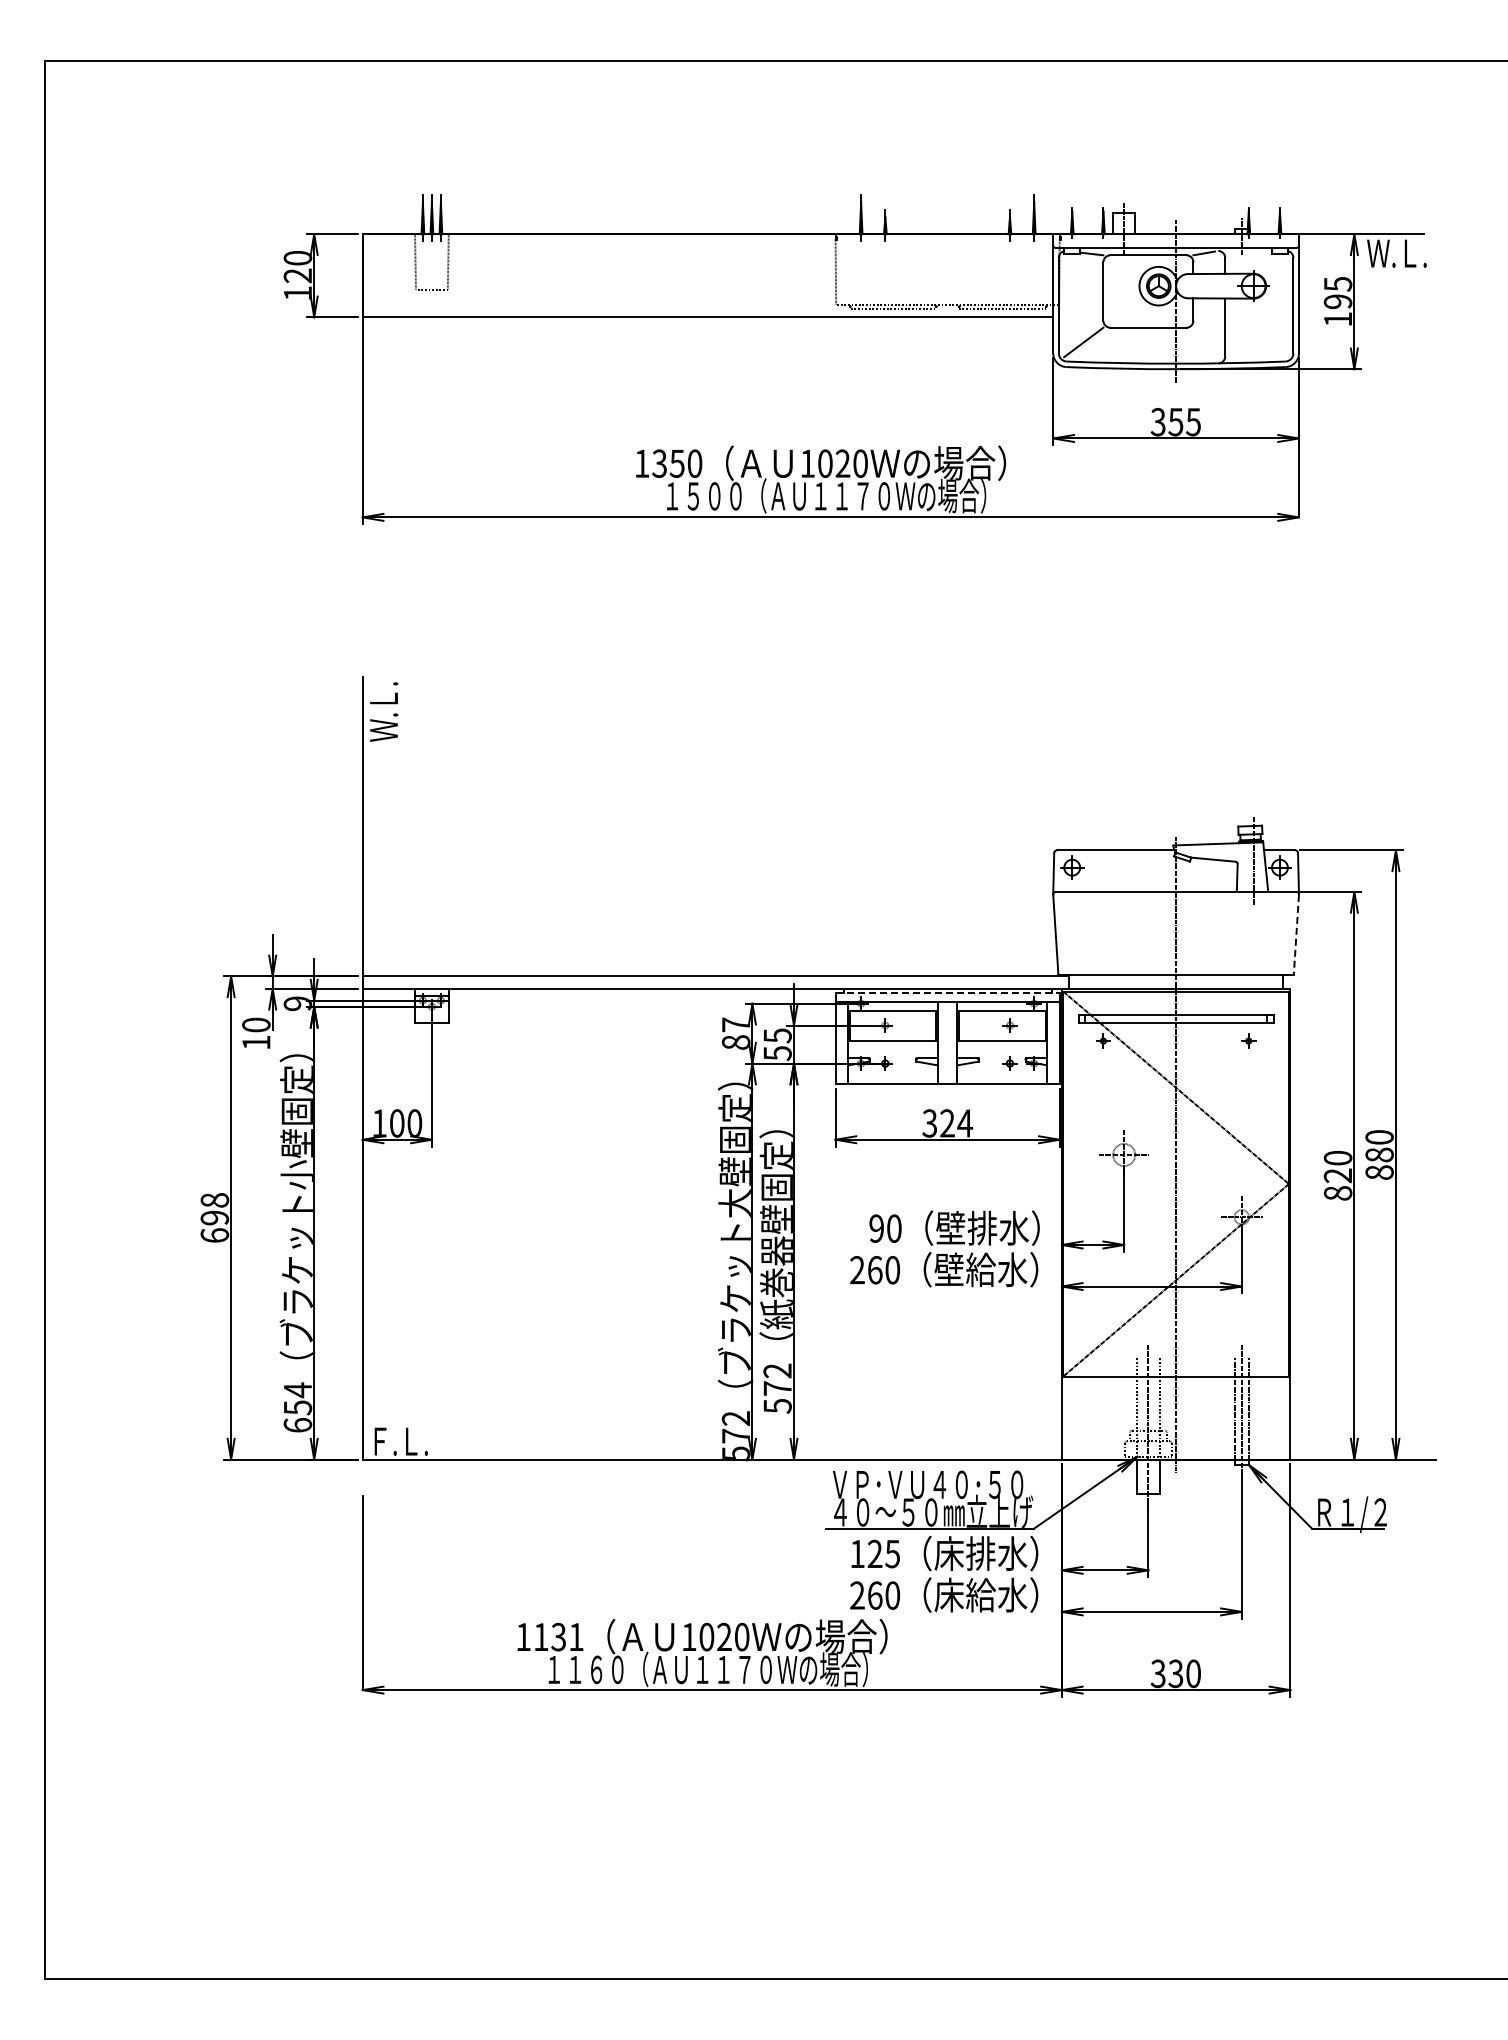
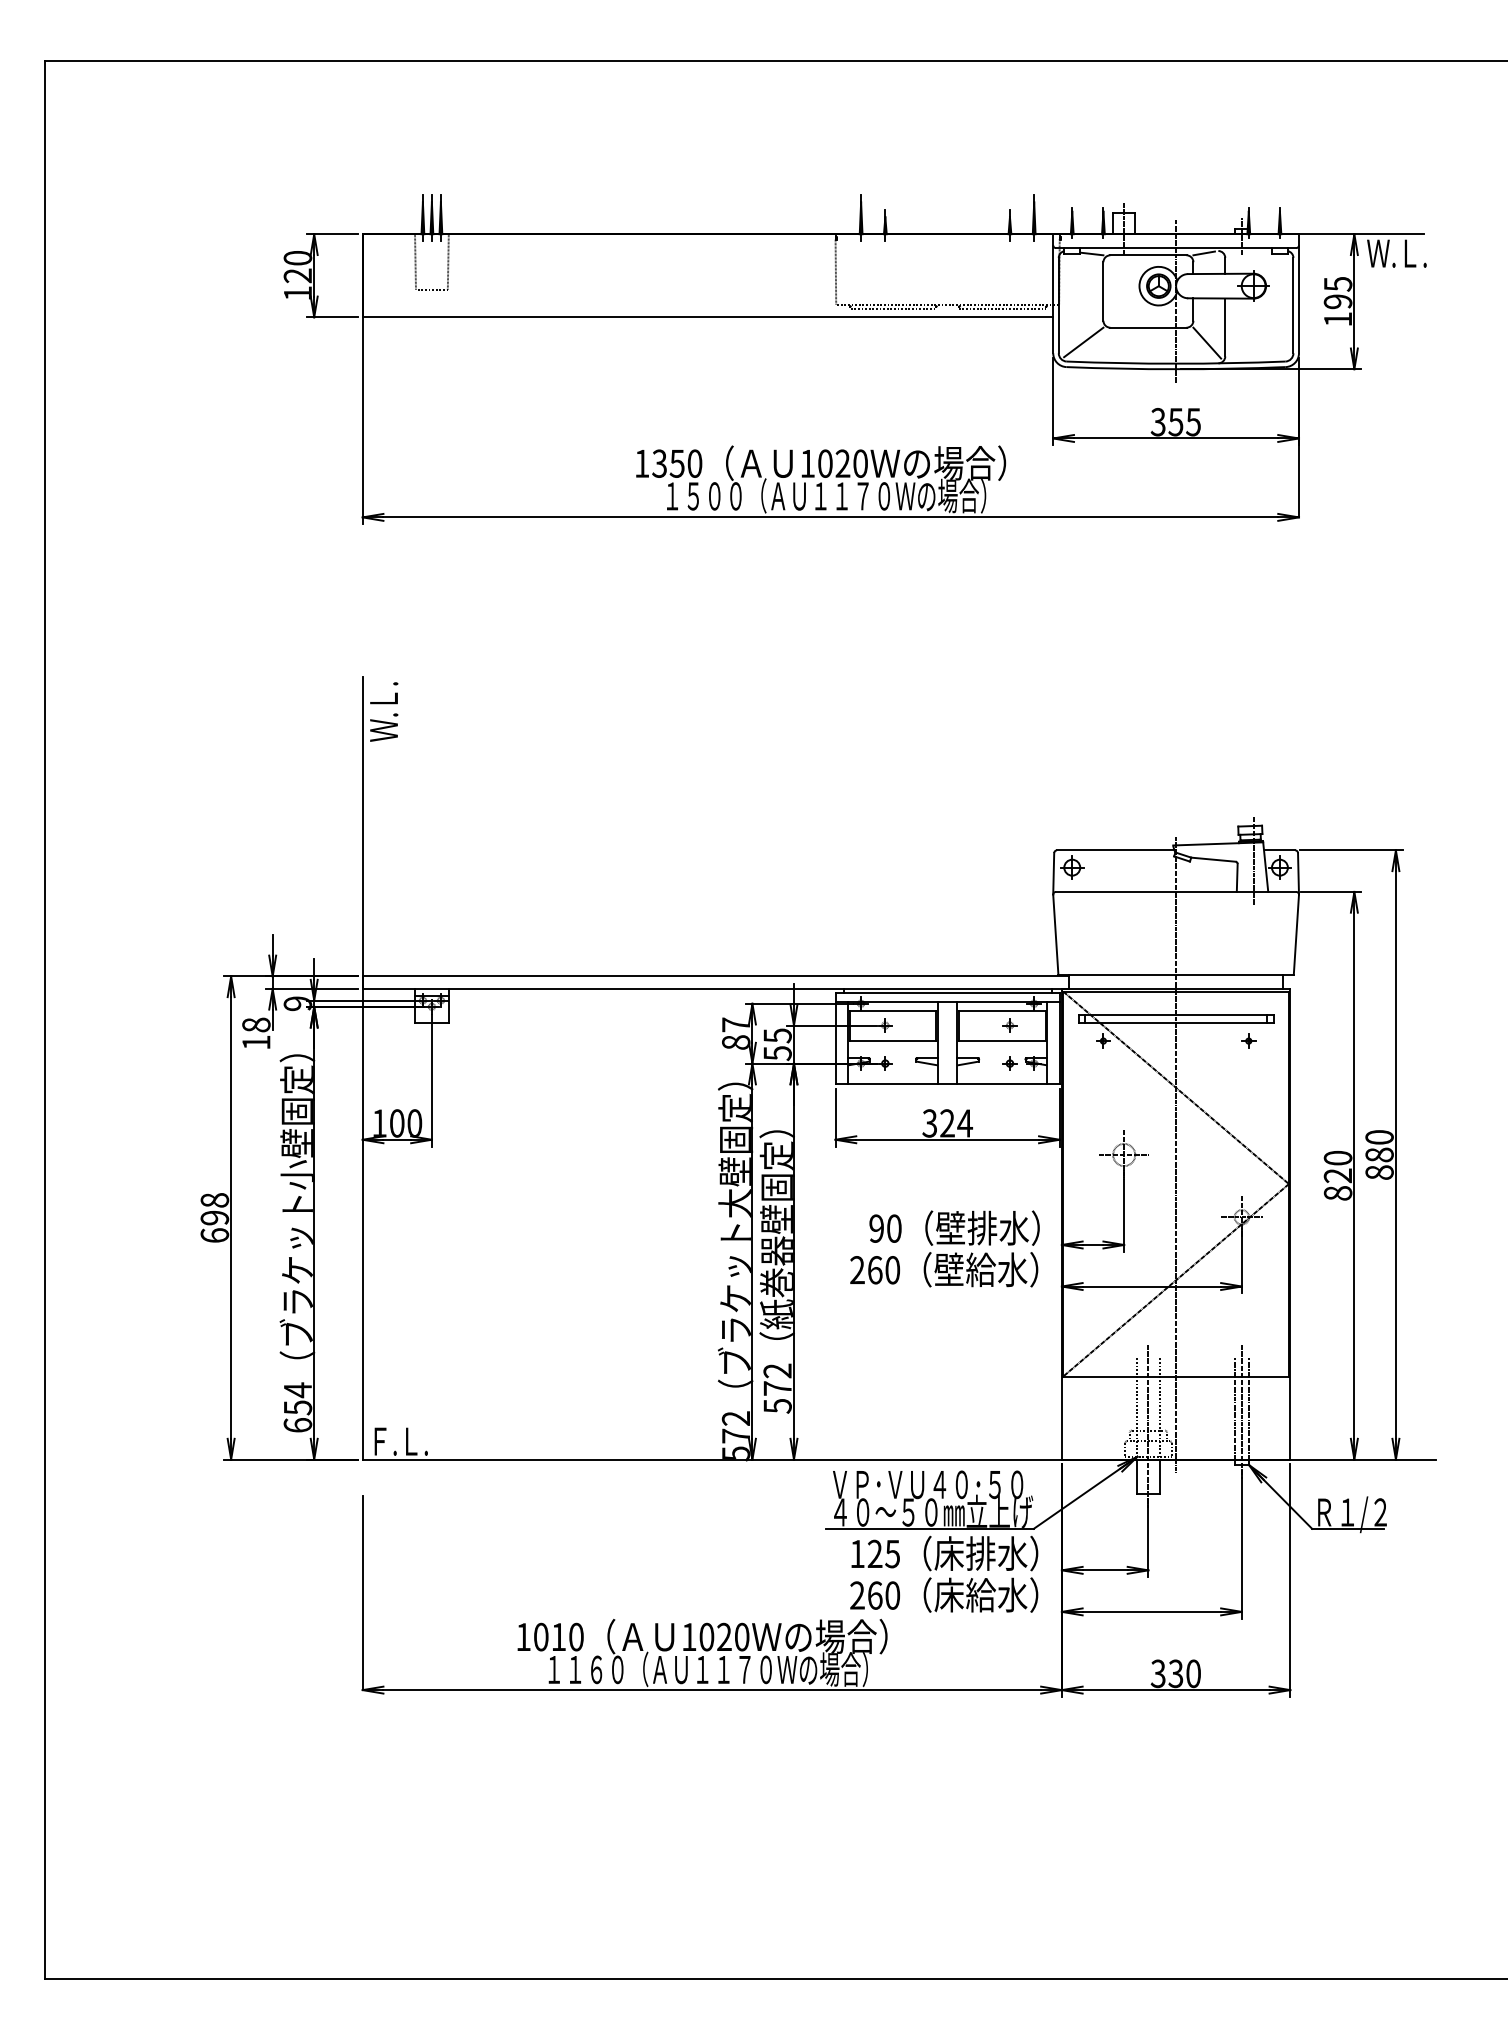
line: none -> present (1207, 342)
line: dashed -> solid (1296, 935)
line: dashed -> solid (948, 993)
text: 10 -> 18 (256, 1024)
text: 1131 -> 1010 (558, 1636)
